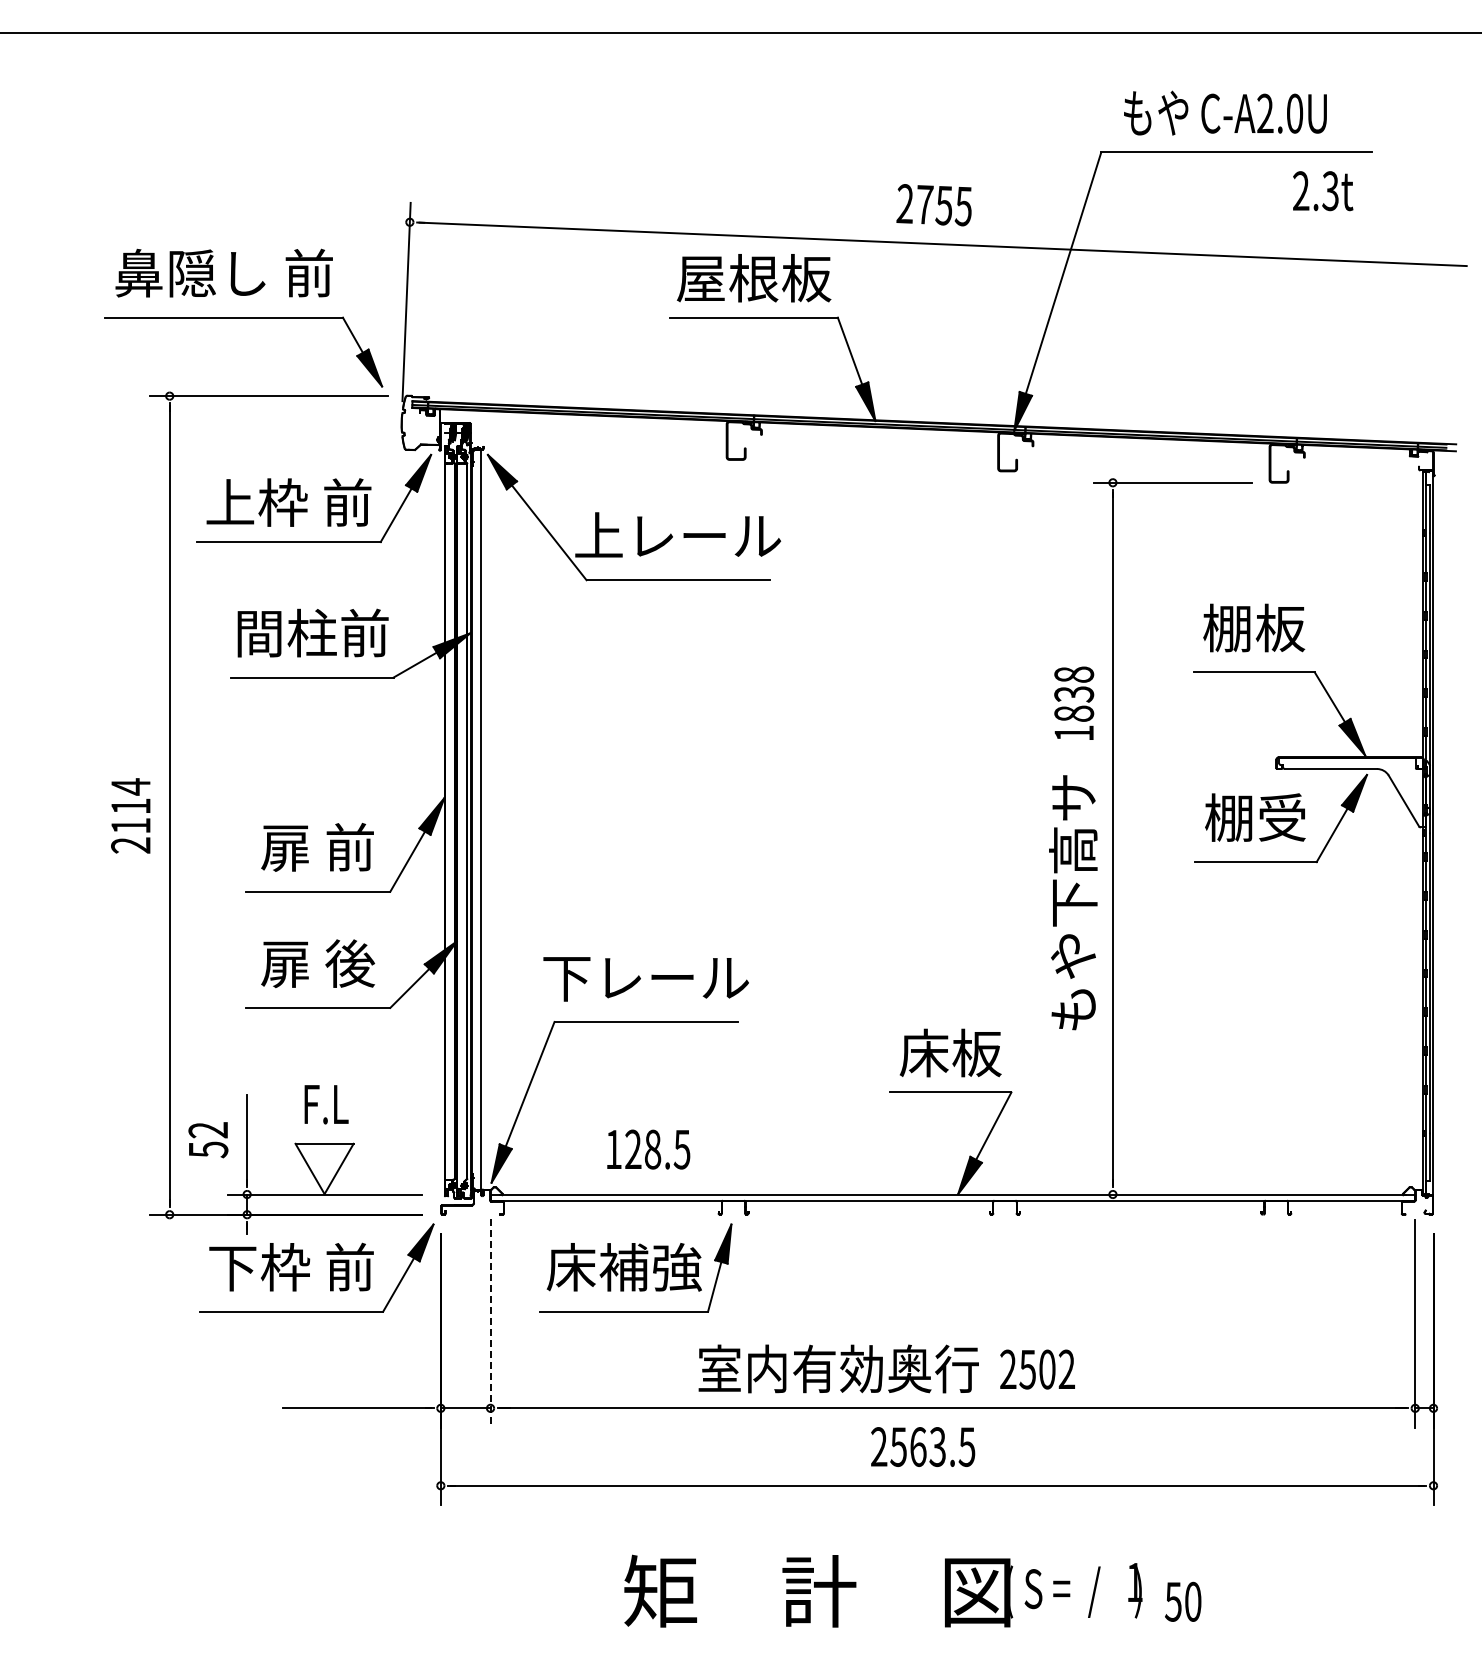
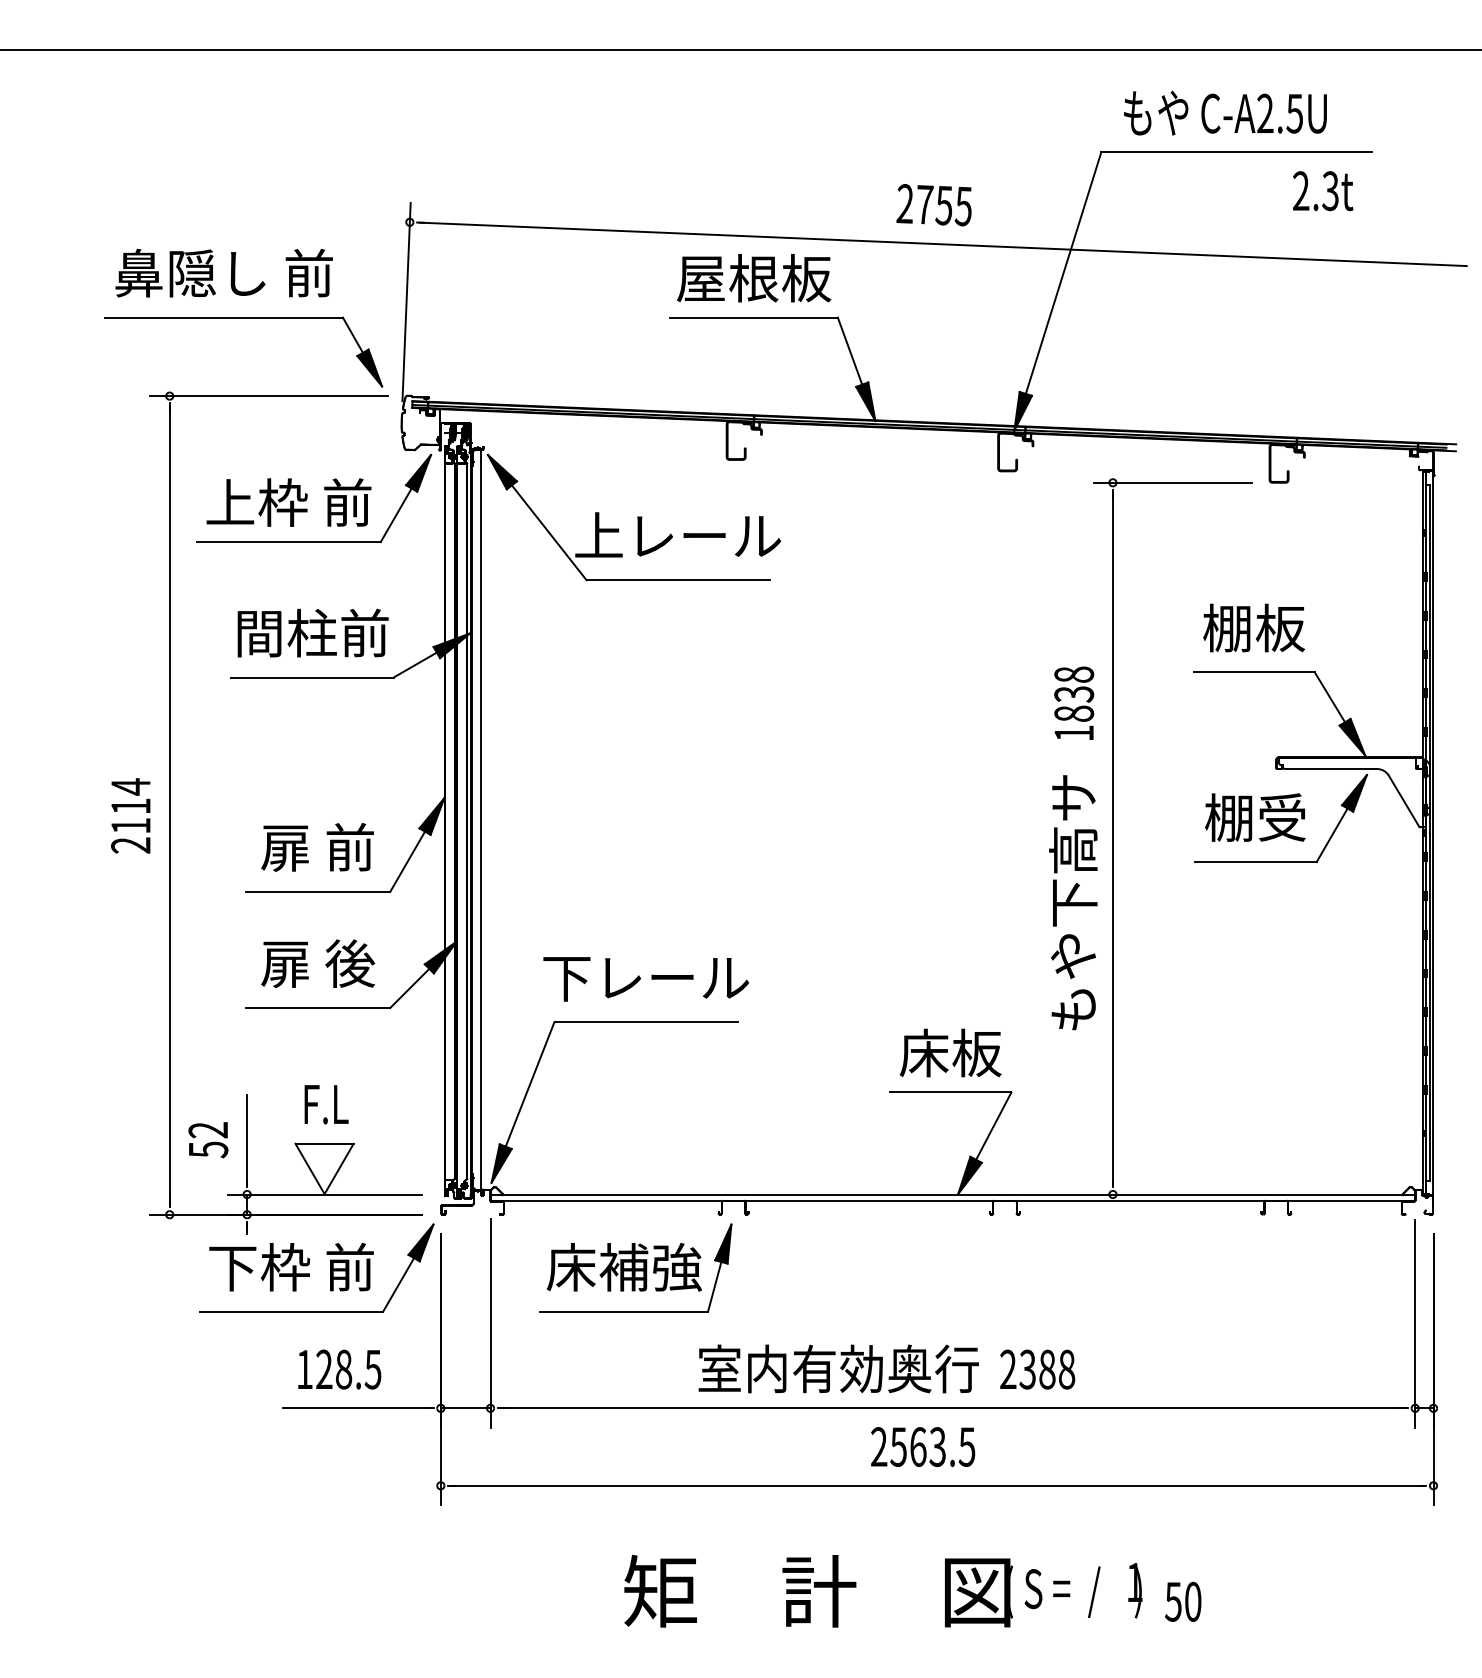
line position: (740, 33) -> (740, 50) (740, 50)
text: C-A2.0U -> C-A2.5U (1294, 113)
text position: (648, 1149) -> (339, 1369) (339, 1369)
line: dashed -> solid (490, 1324)
text: 2502 -> 2388 (1047, 1369)
